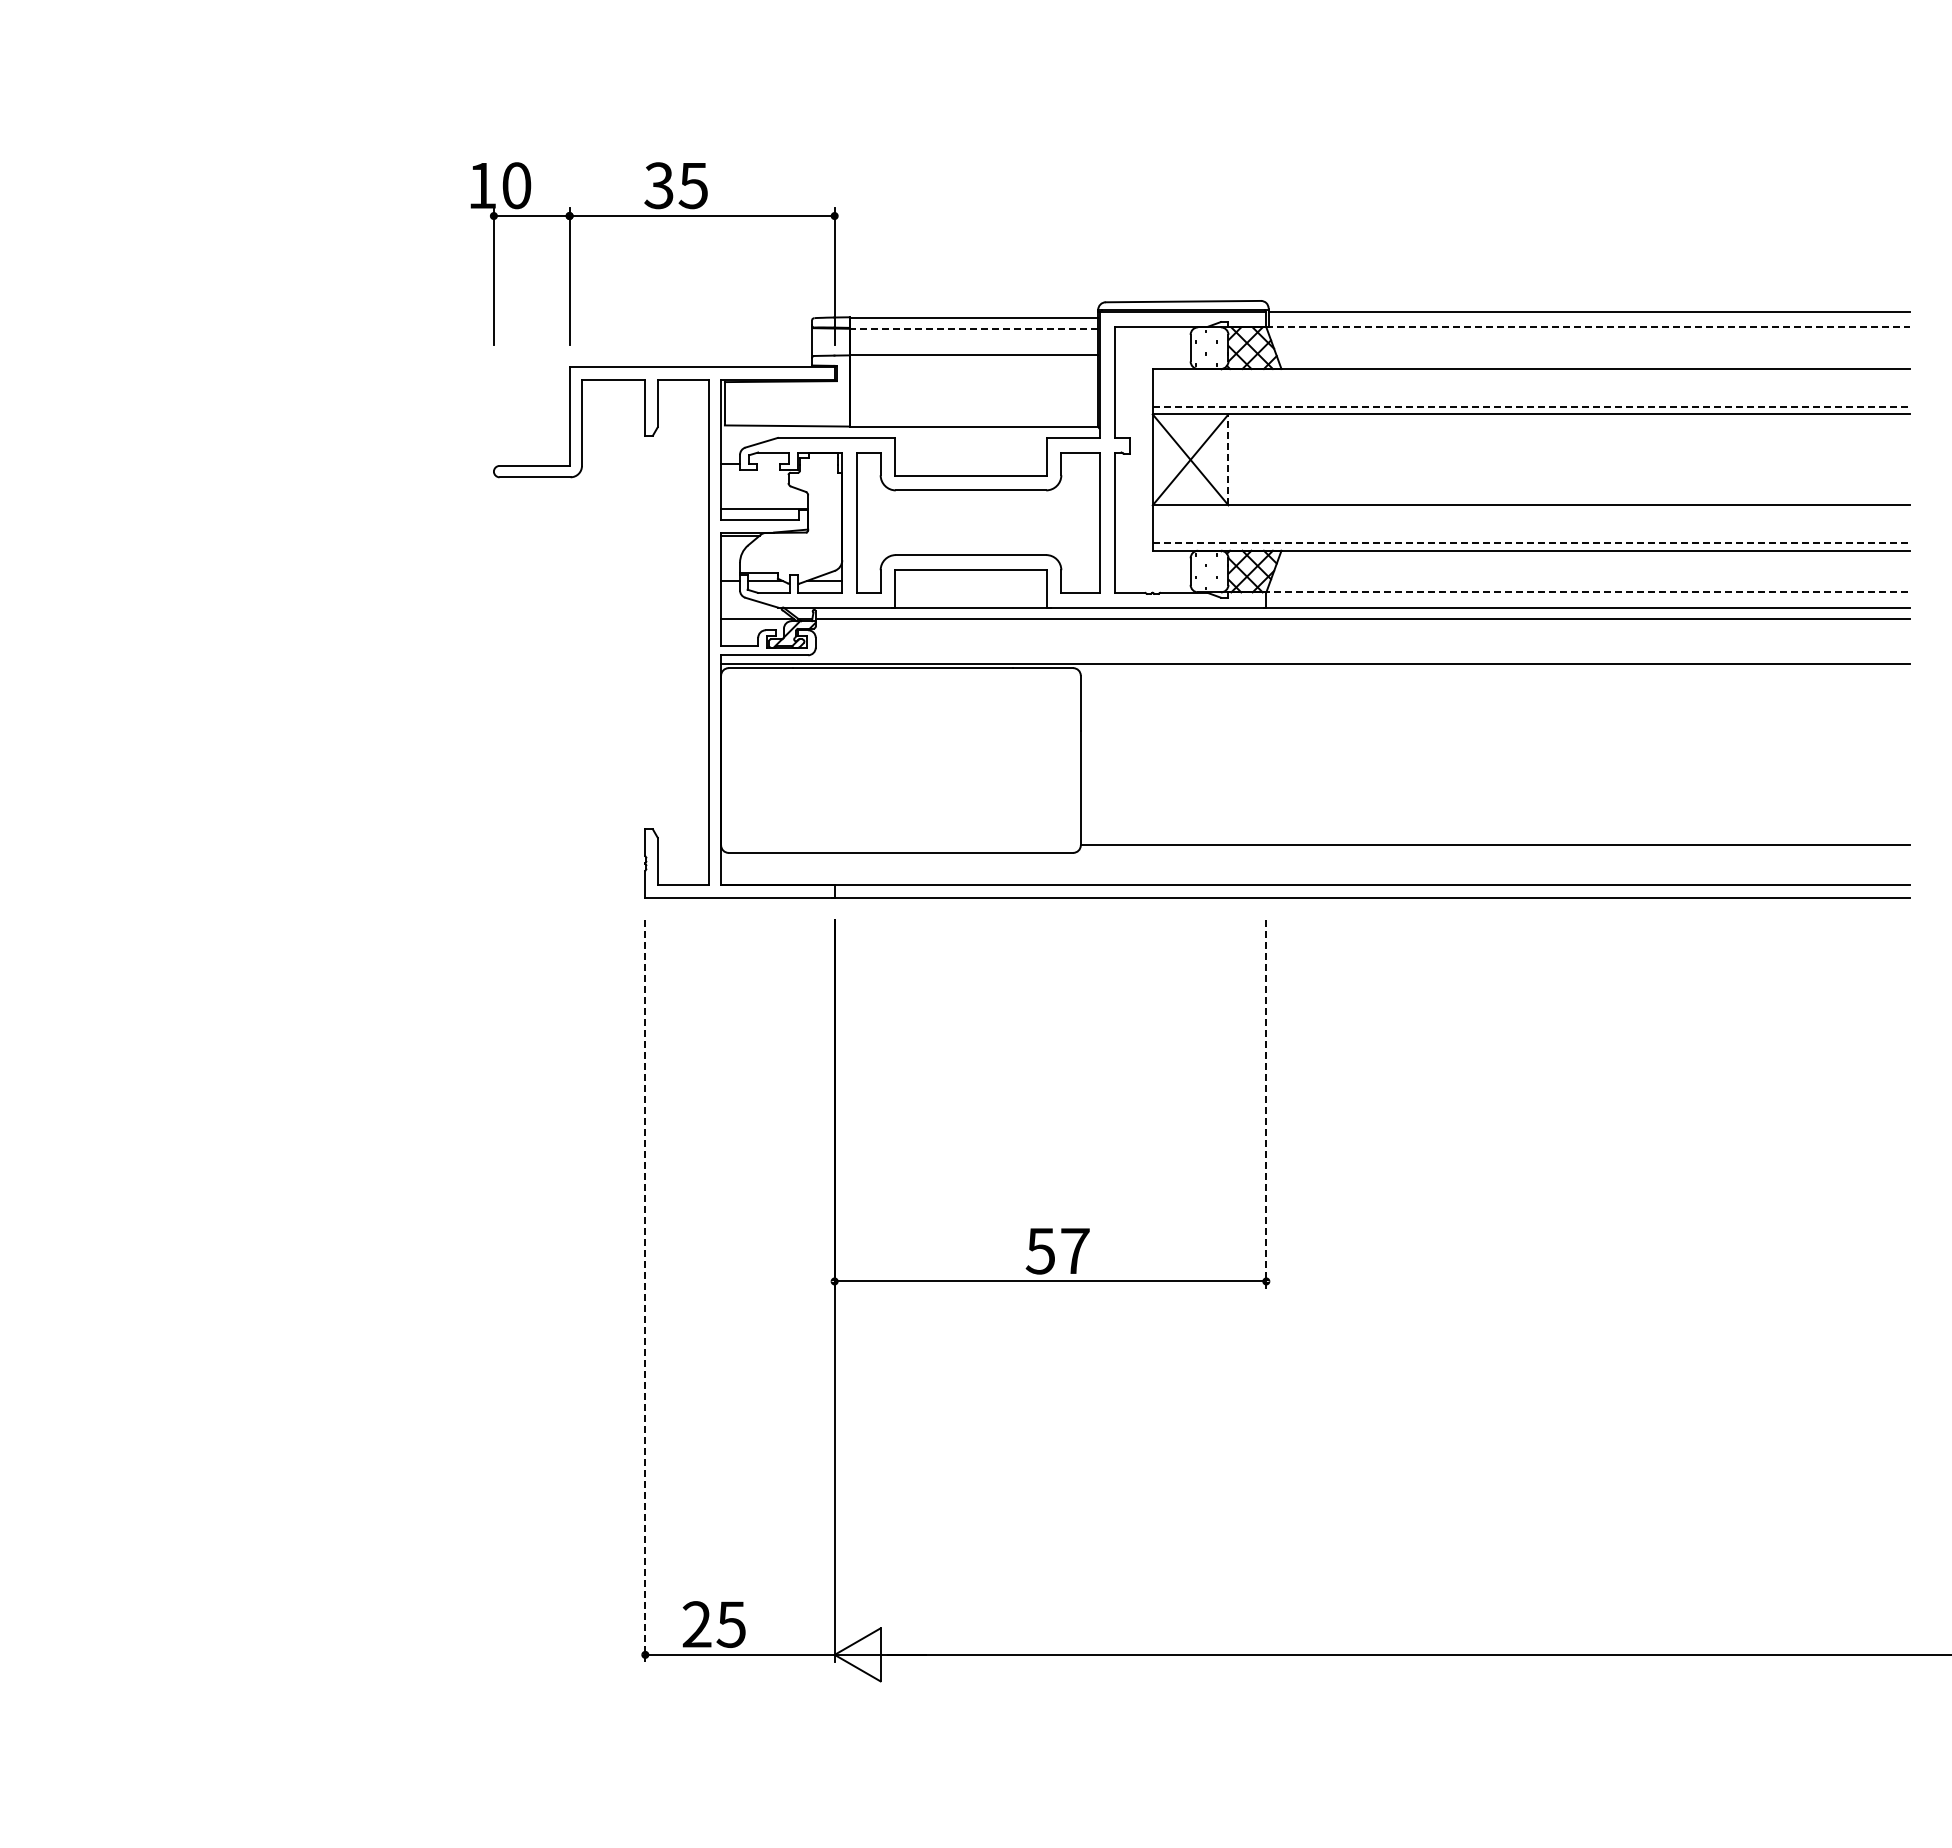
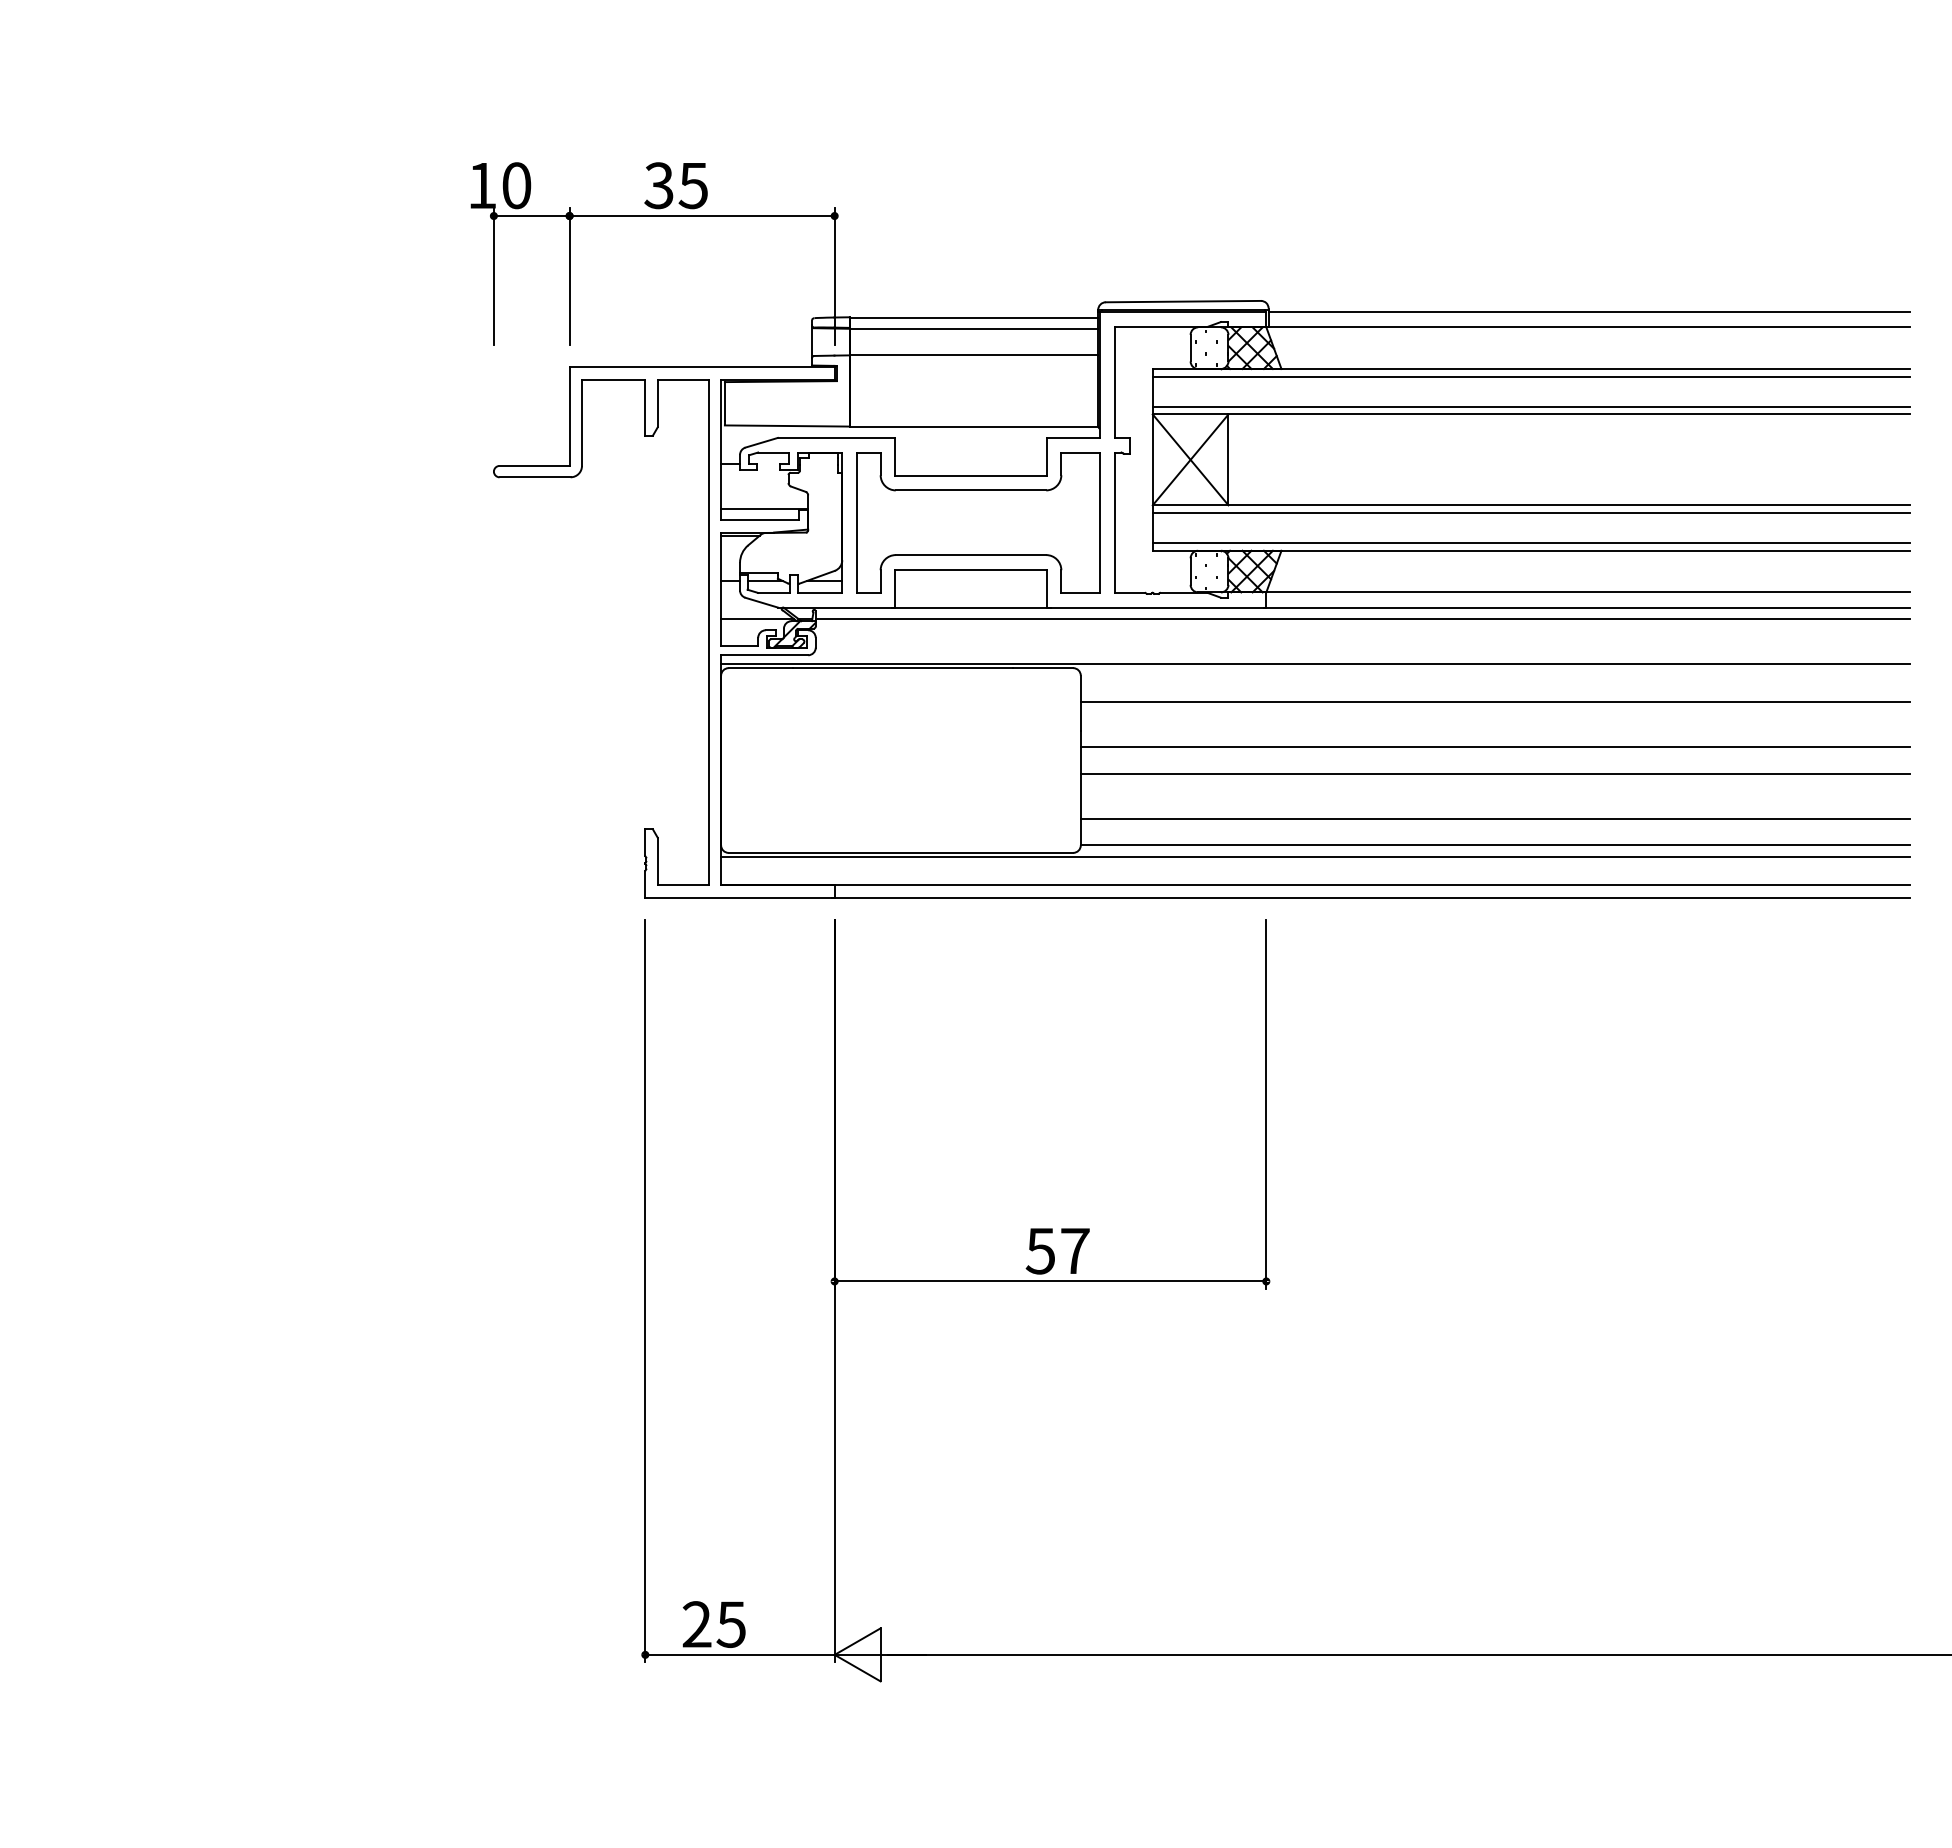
line: dashed -> solid (1588, 327)
line: dashed -> solid (973, 328)
line: none -> present (1531, 376)
line: dashed -> solid (1531, 406)
line: dashed -> solid (1228, 459)
line: none -> present (1531, 512)
line: dashed -> solid (1531, 543)
line: dashed -> solid (1586, 592)
line: none -> present (1495, 702)
line: none -> present (1495, 747)
line: none -> present (1495, 773)
line: none -> present (1495, 818)
line: none -> present (1315, 856)
line: dashed -> solid (1266, 1105)
line: dashed -> solid (645, 1291)
